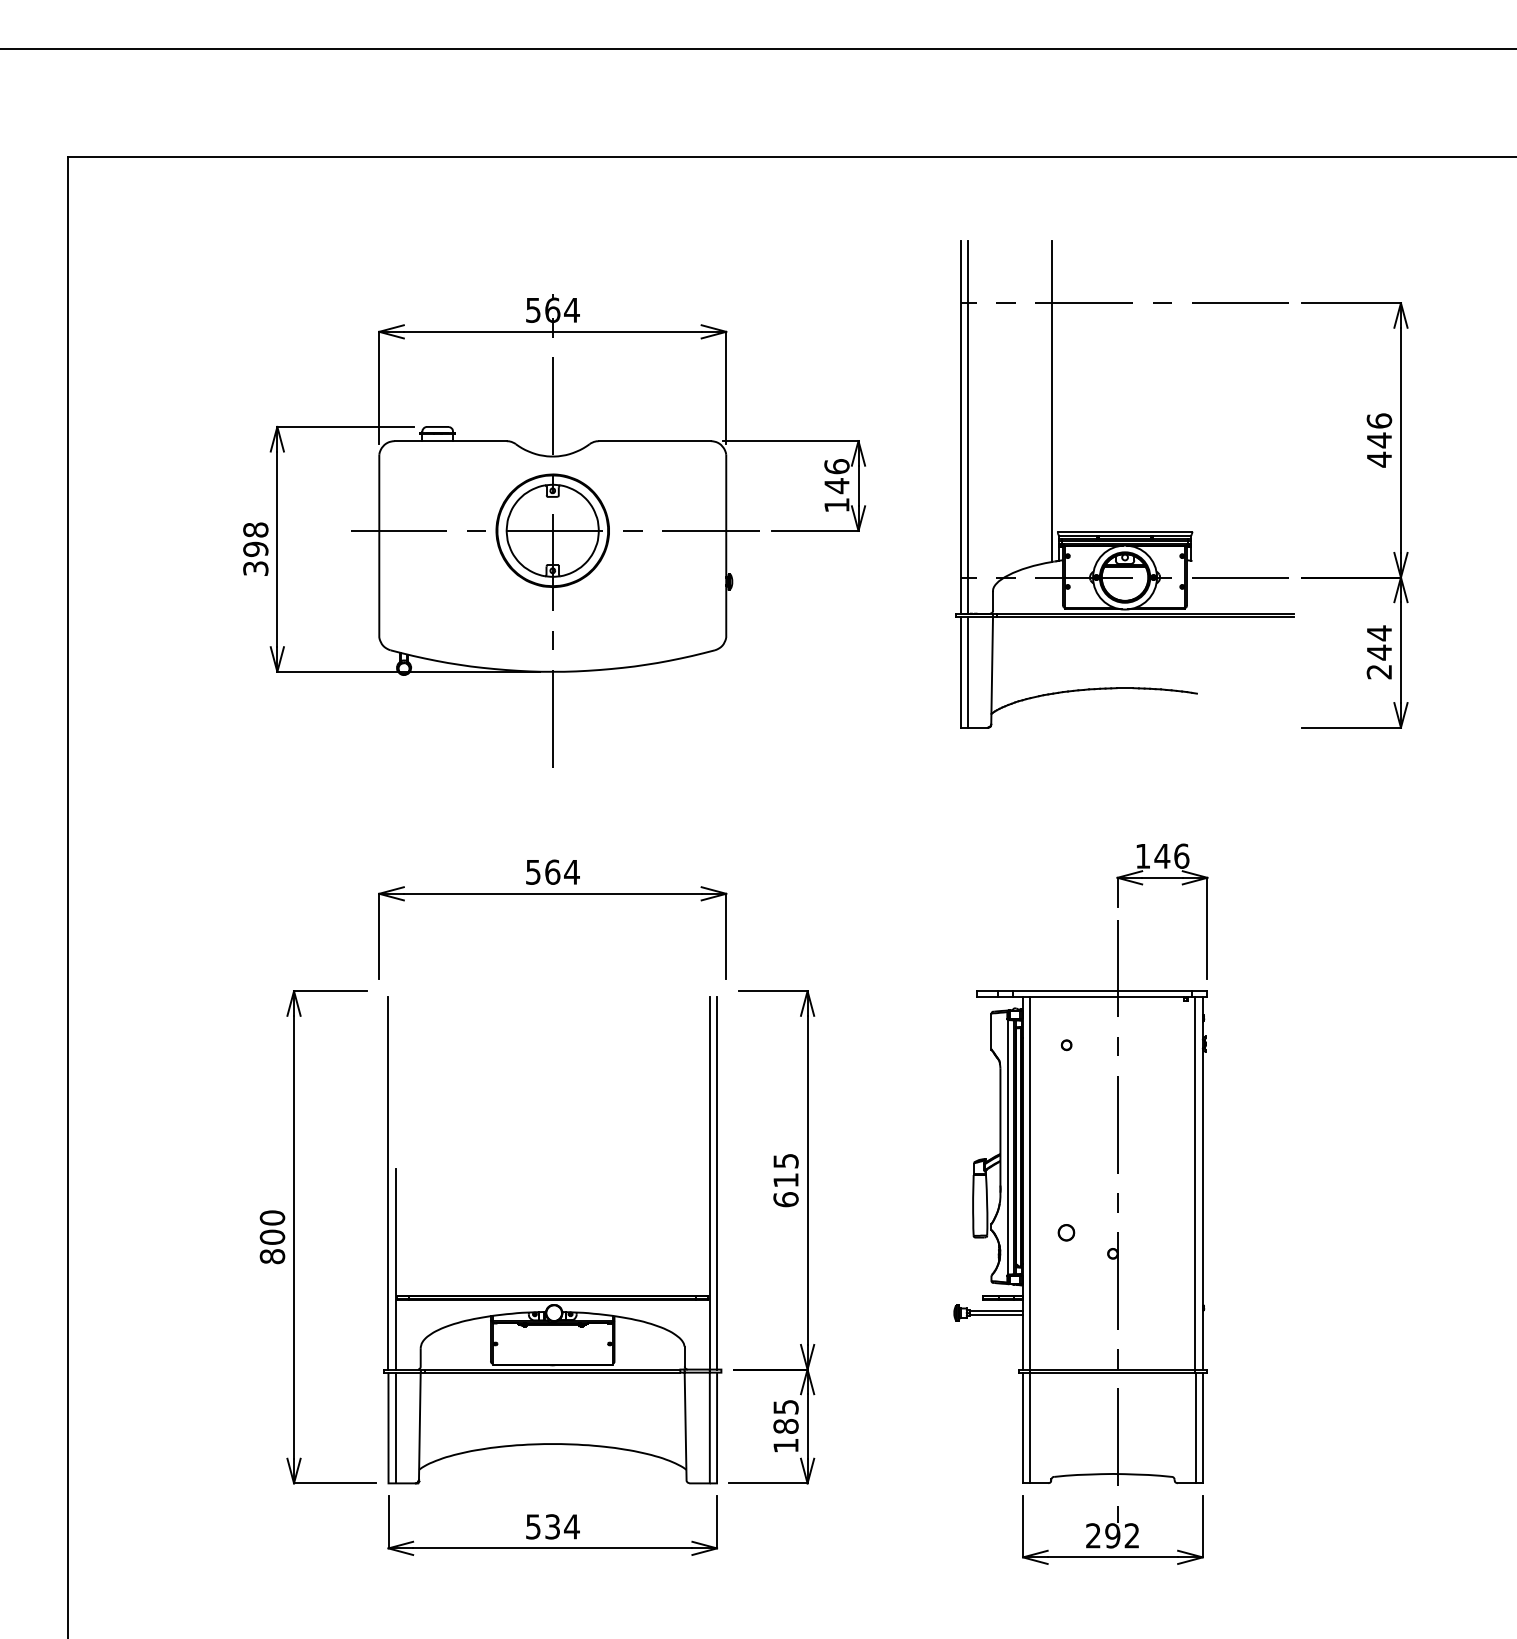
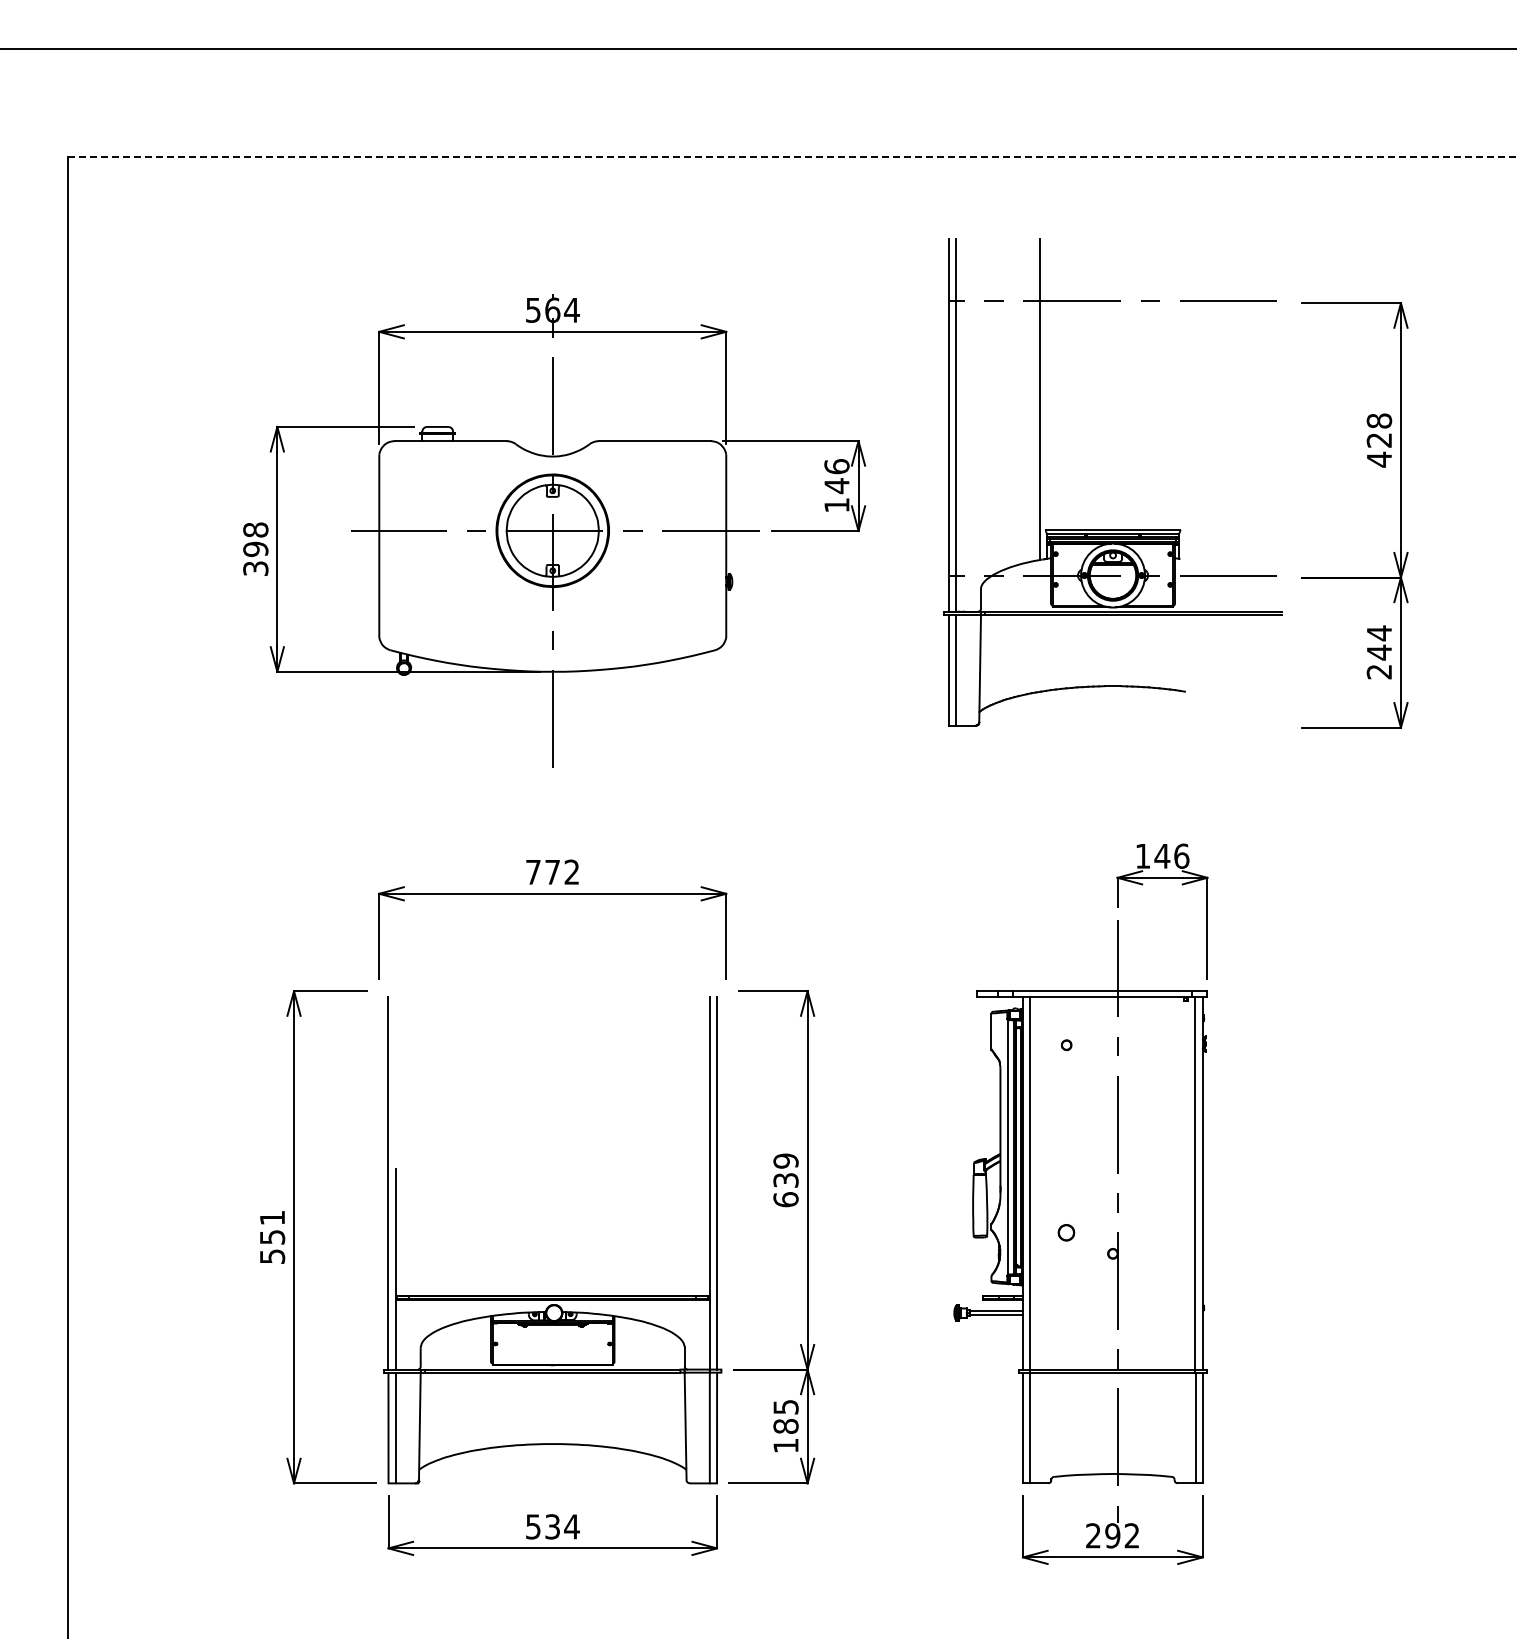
line: solid -> dashed (793, 157)
text: 446 -> 428 (1378, 430)
part position: (1124, 531) -> (1112, 529) (1112, 529)
text: 564 -> 772 (552, 871)
text: 615 -> 639 (785, 1170)
text: 800 -> 551 (272, 1237)
